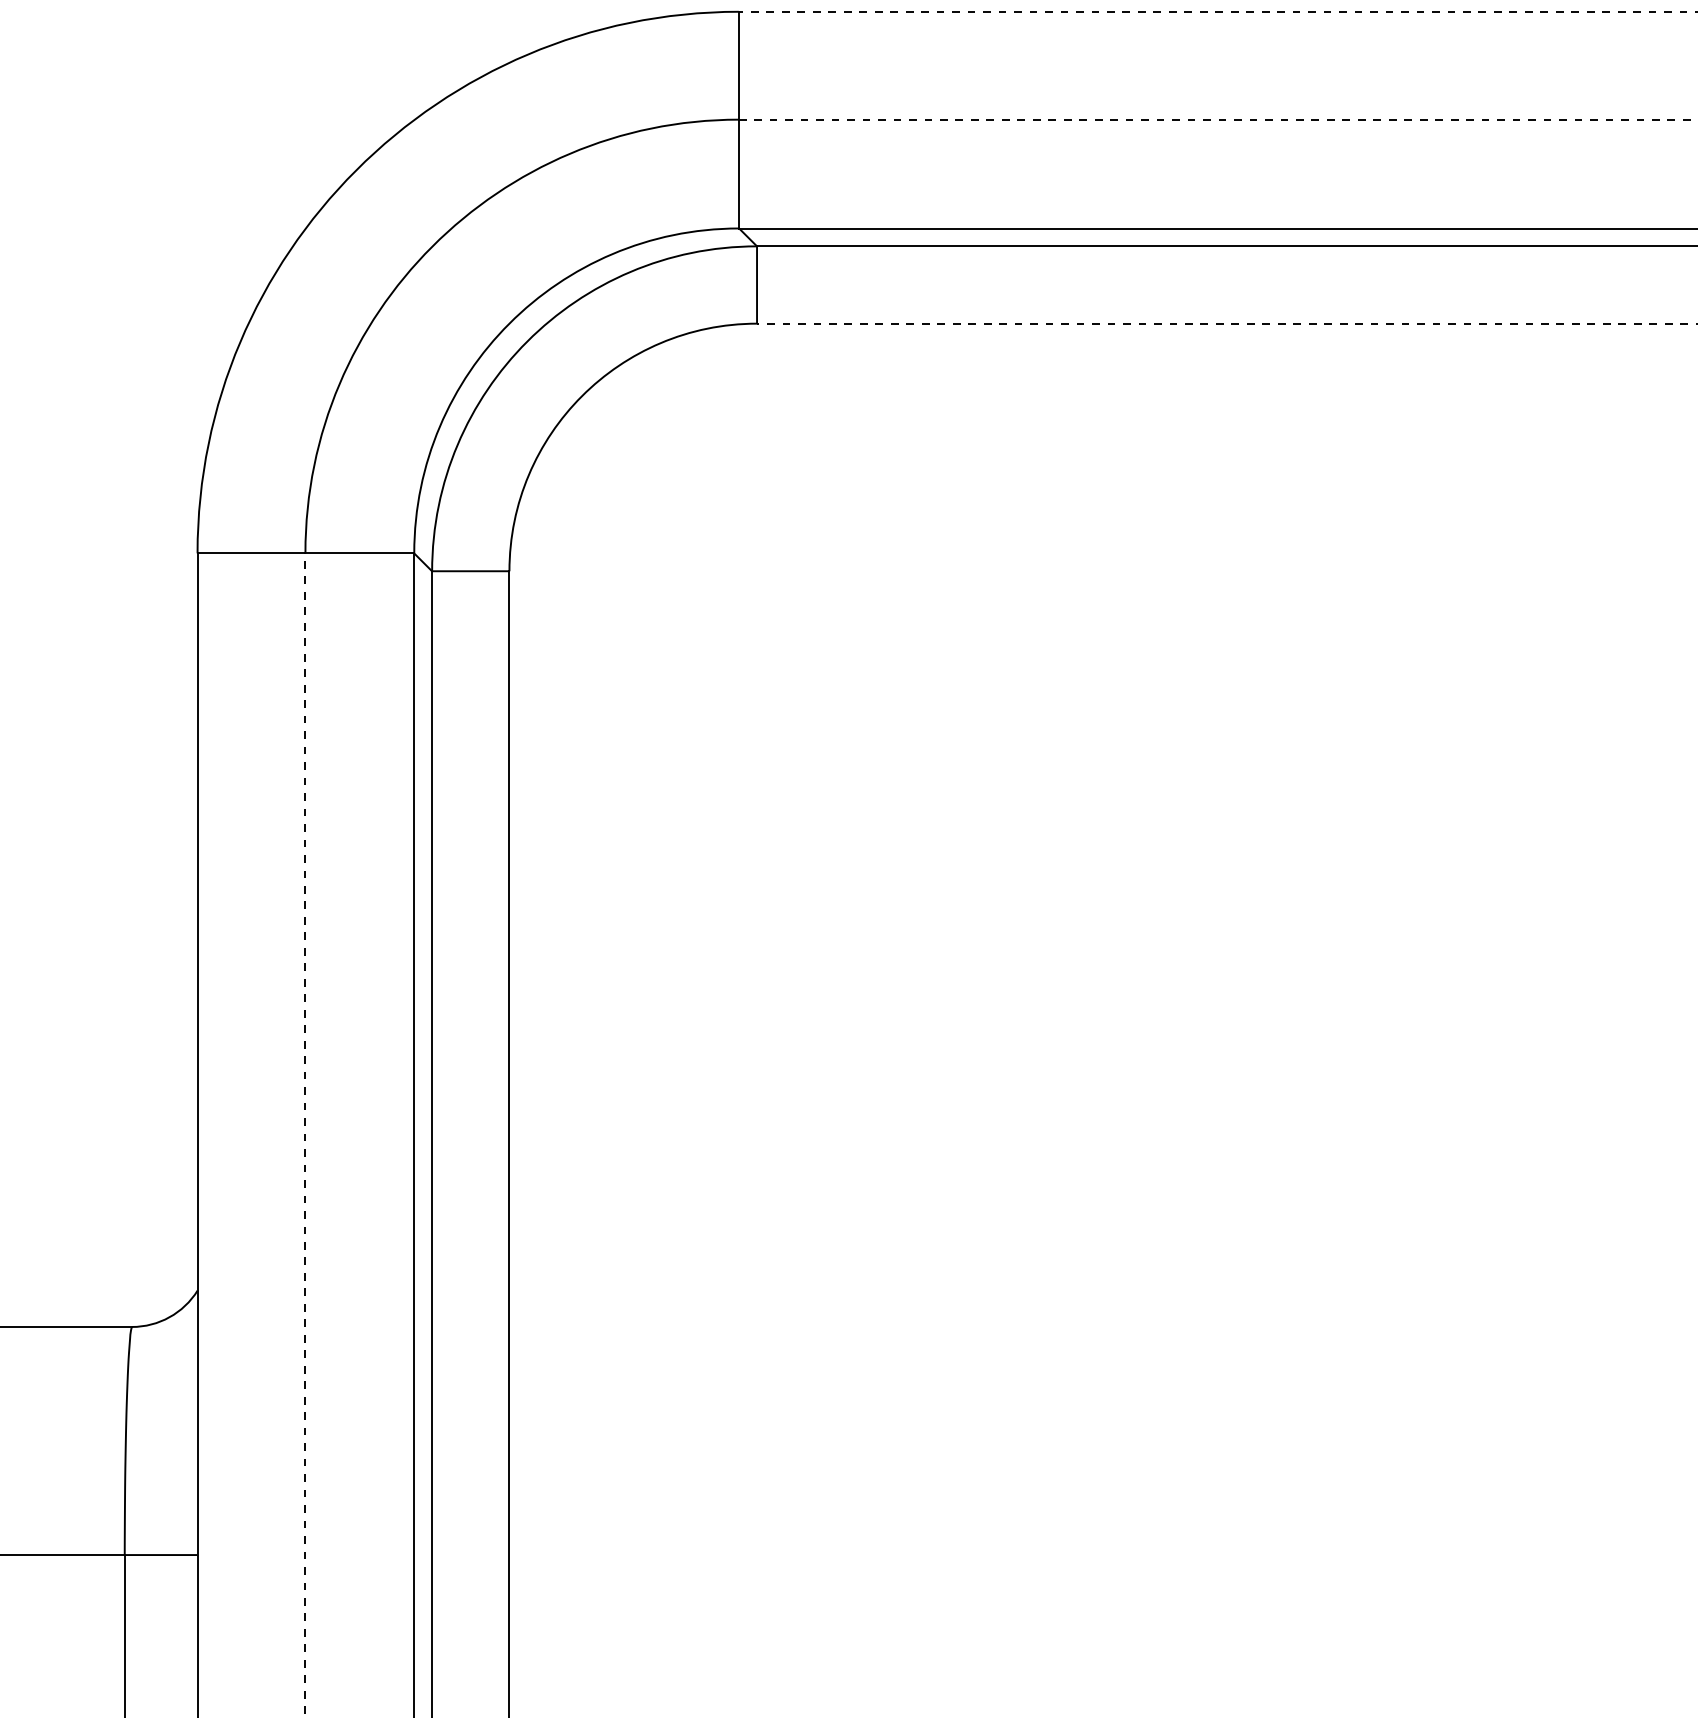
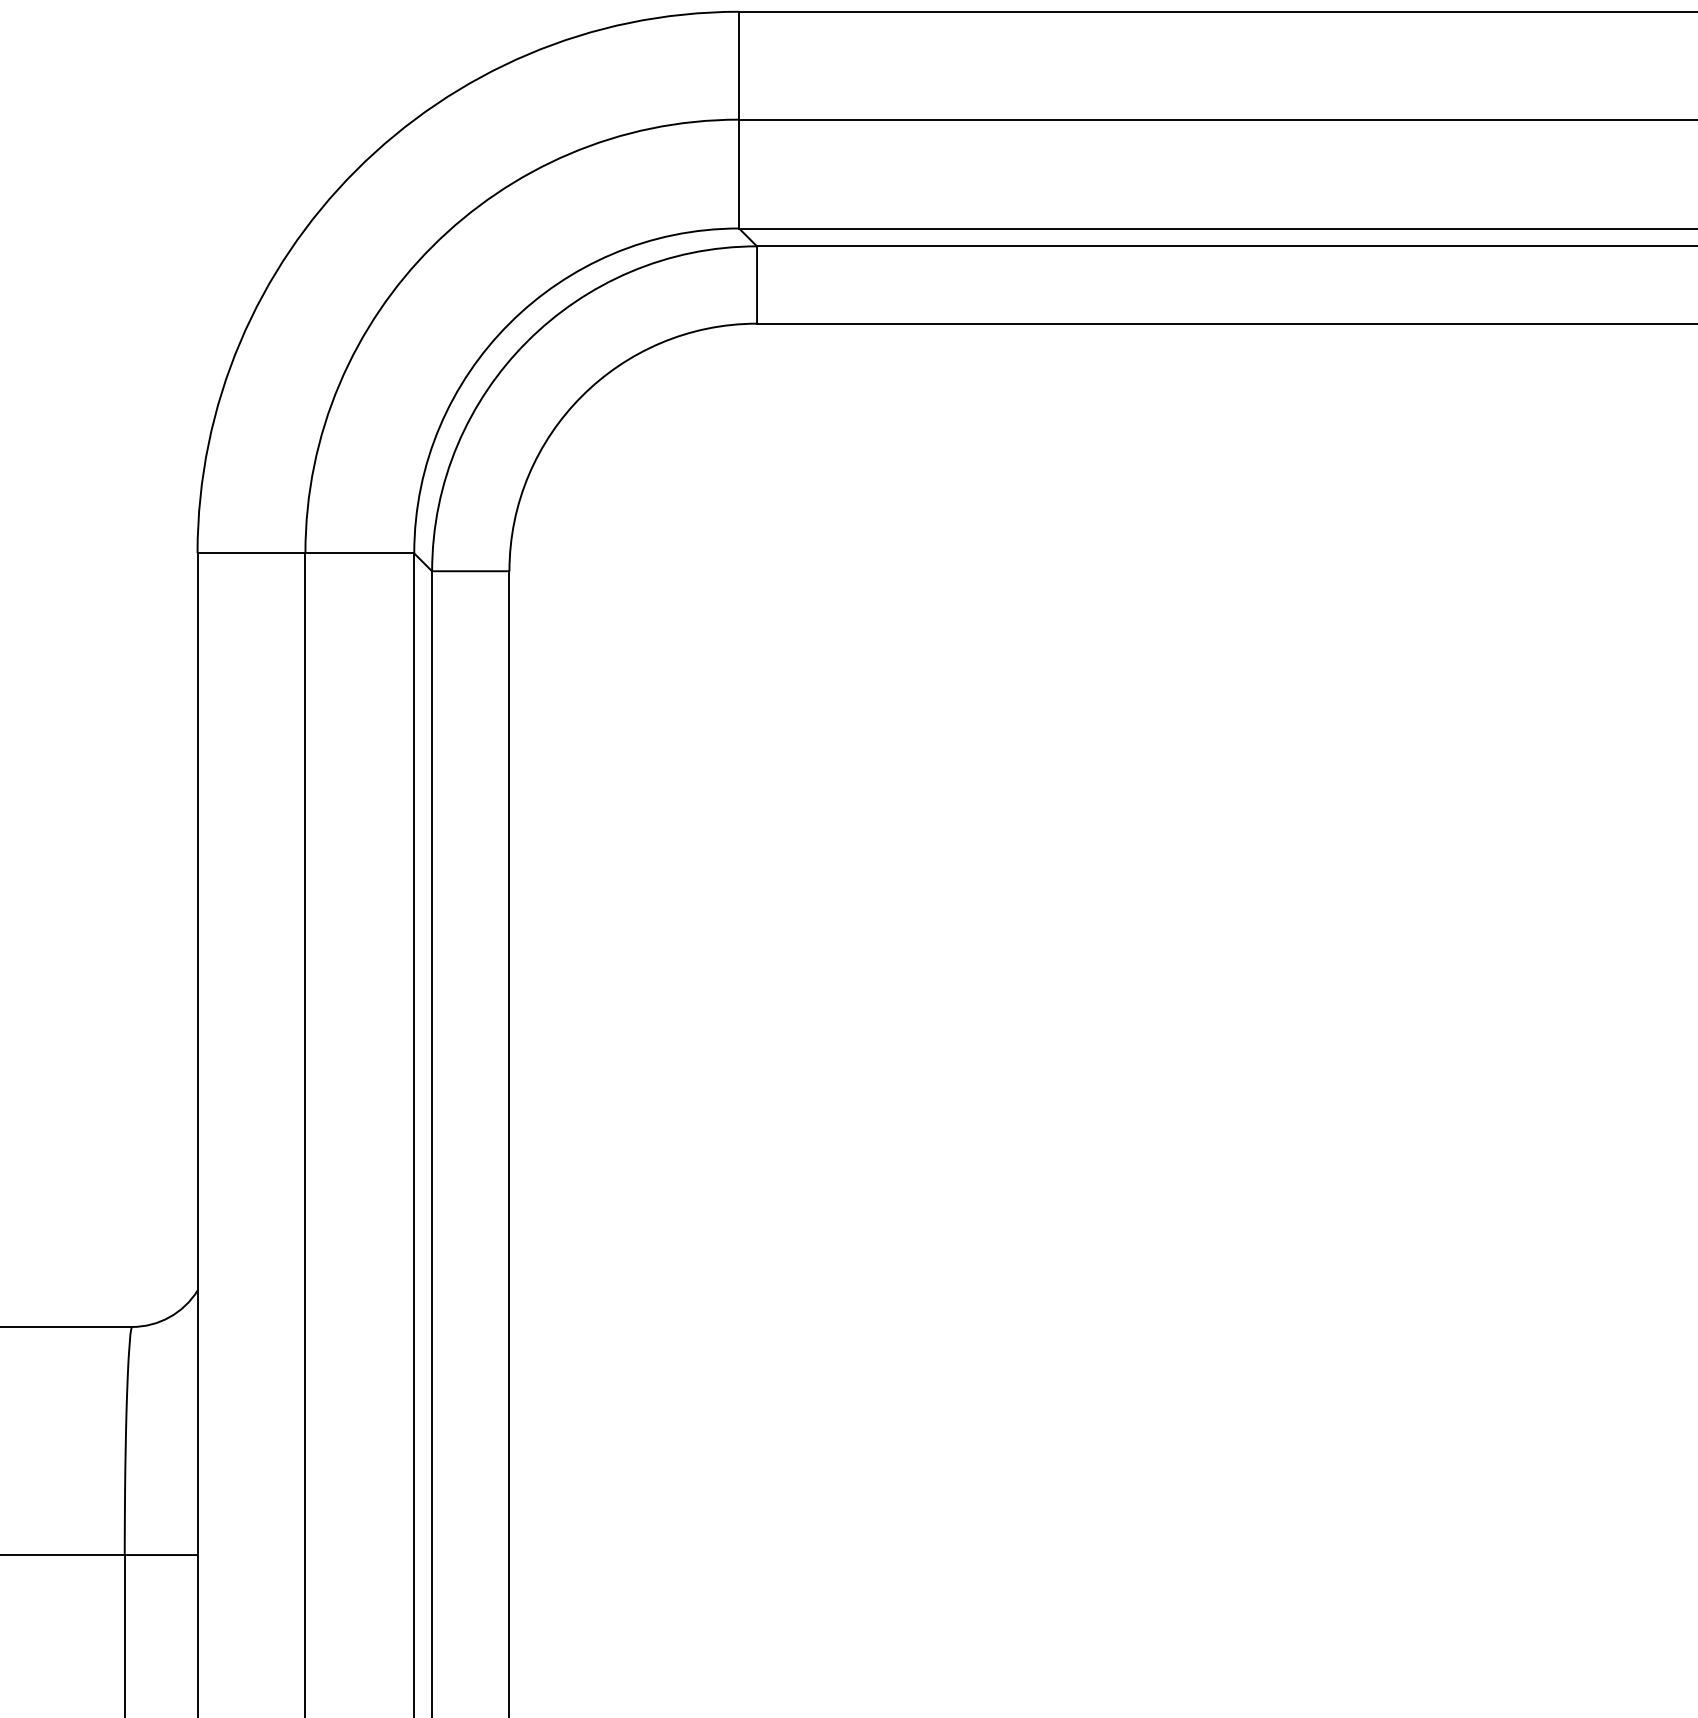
line: dashed -> solid (1218, 11)
line: dashed -> solid (1218, 119)
line: dashed -> solid (1227, 323)
line: dashed -> solid (305, 1134)
